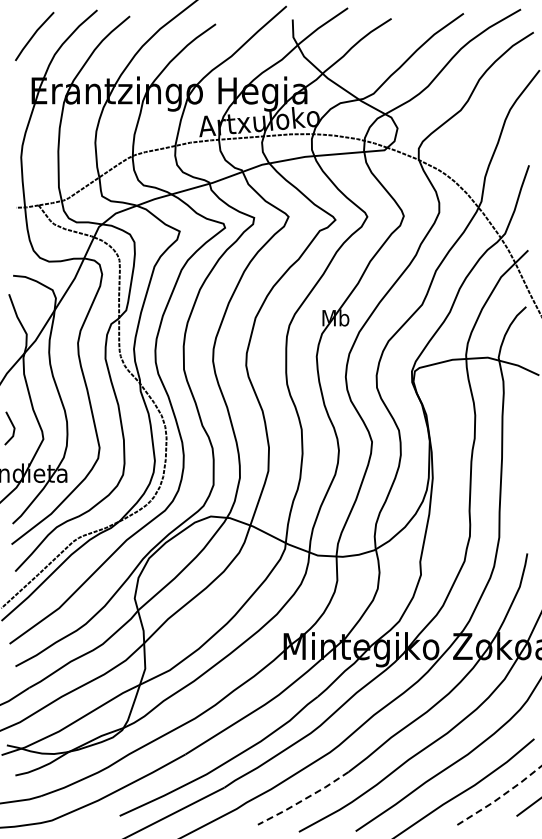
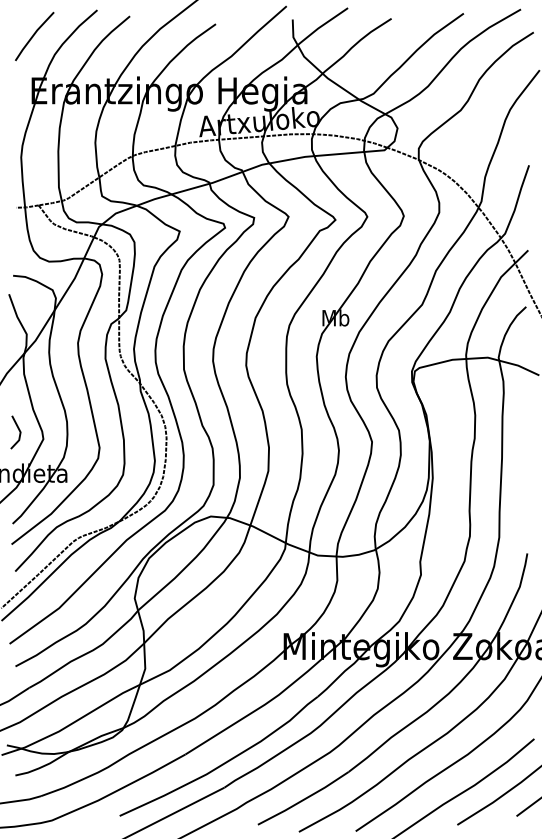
line position: (12, 426) -> (18, 430) (18, 430)
line: dashed -> solid (501, 796)
line: dashed -> solid (303, 799)
